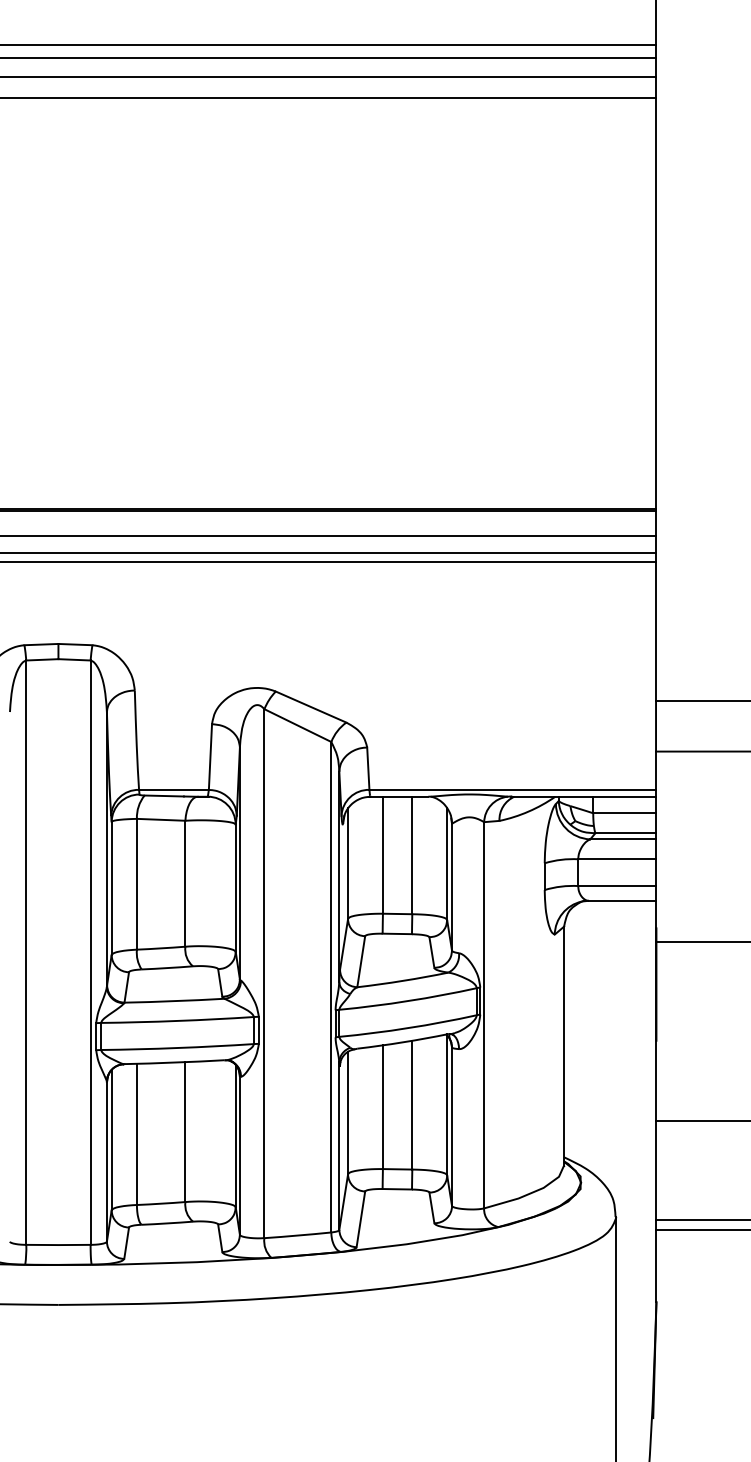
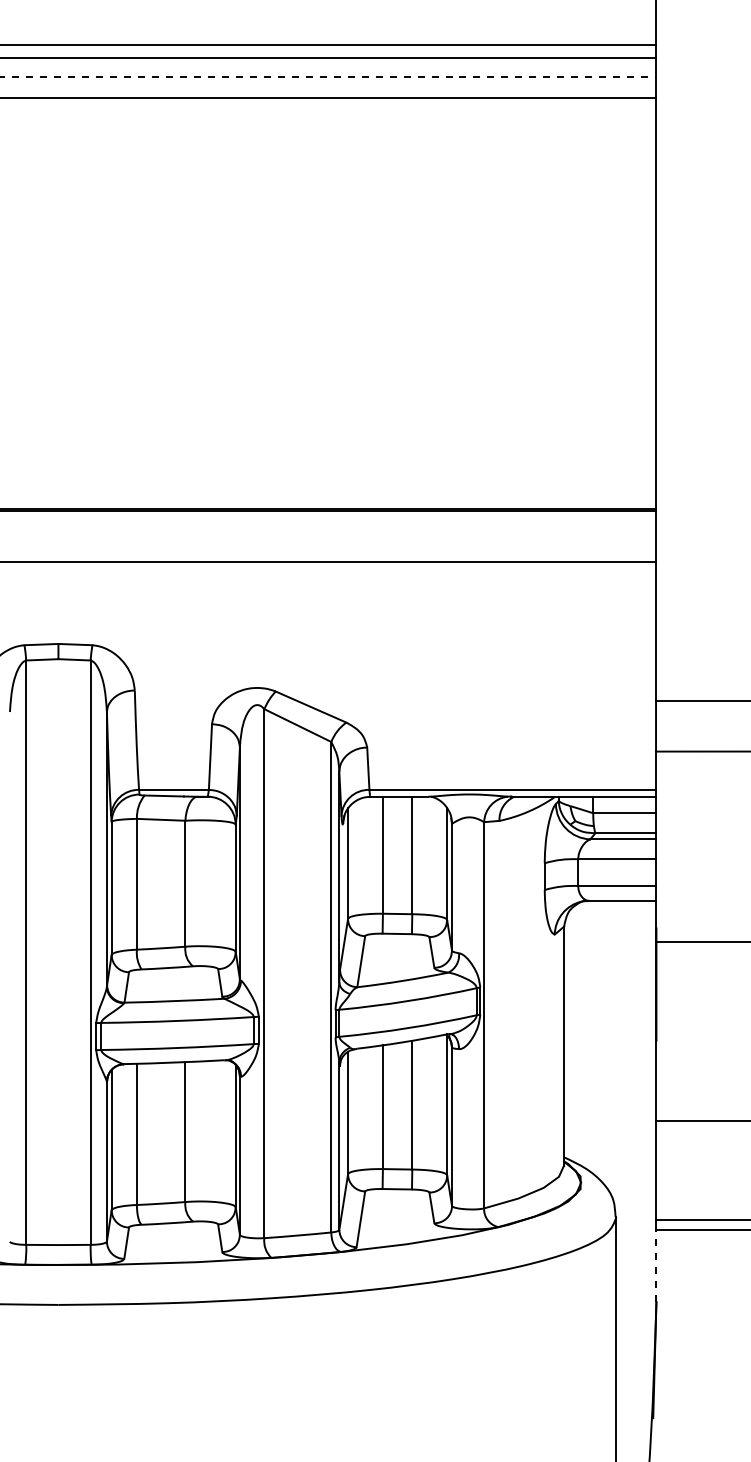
line: solid -> dashed (328, 77)
line: present -> none (329, 536)
line: present -> none (329, 552)
line: solid -> dashed (656, 1266)
